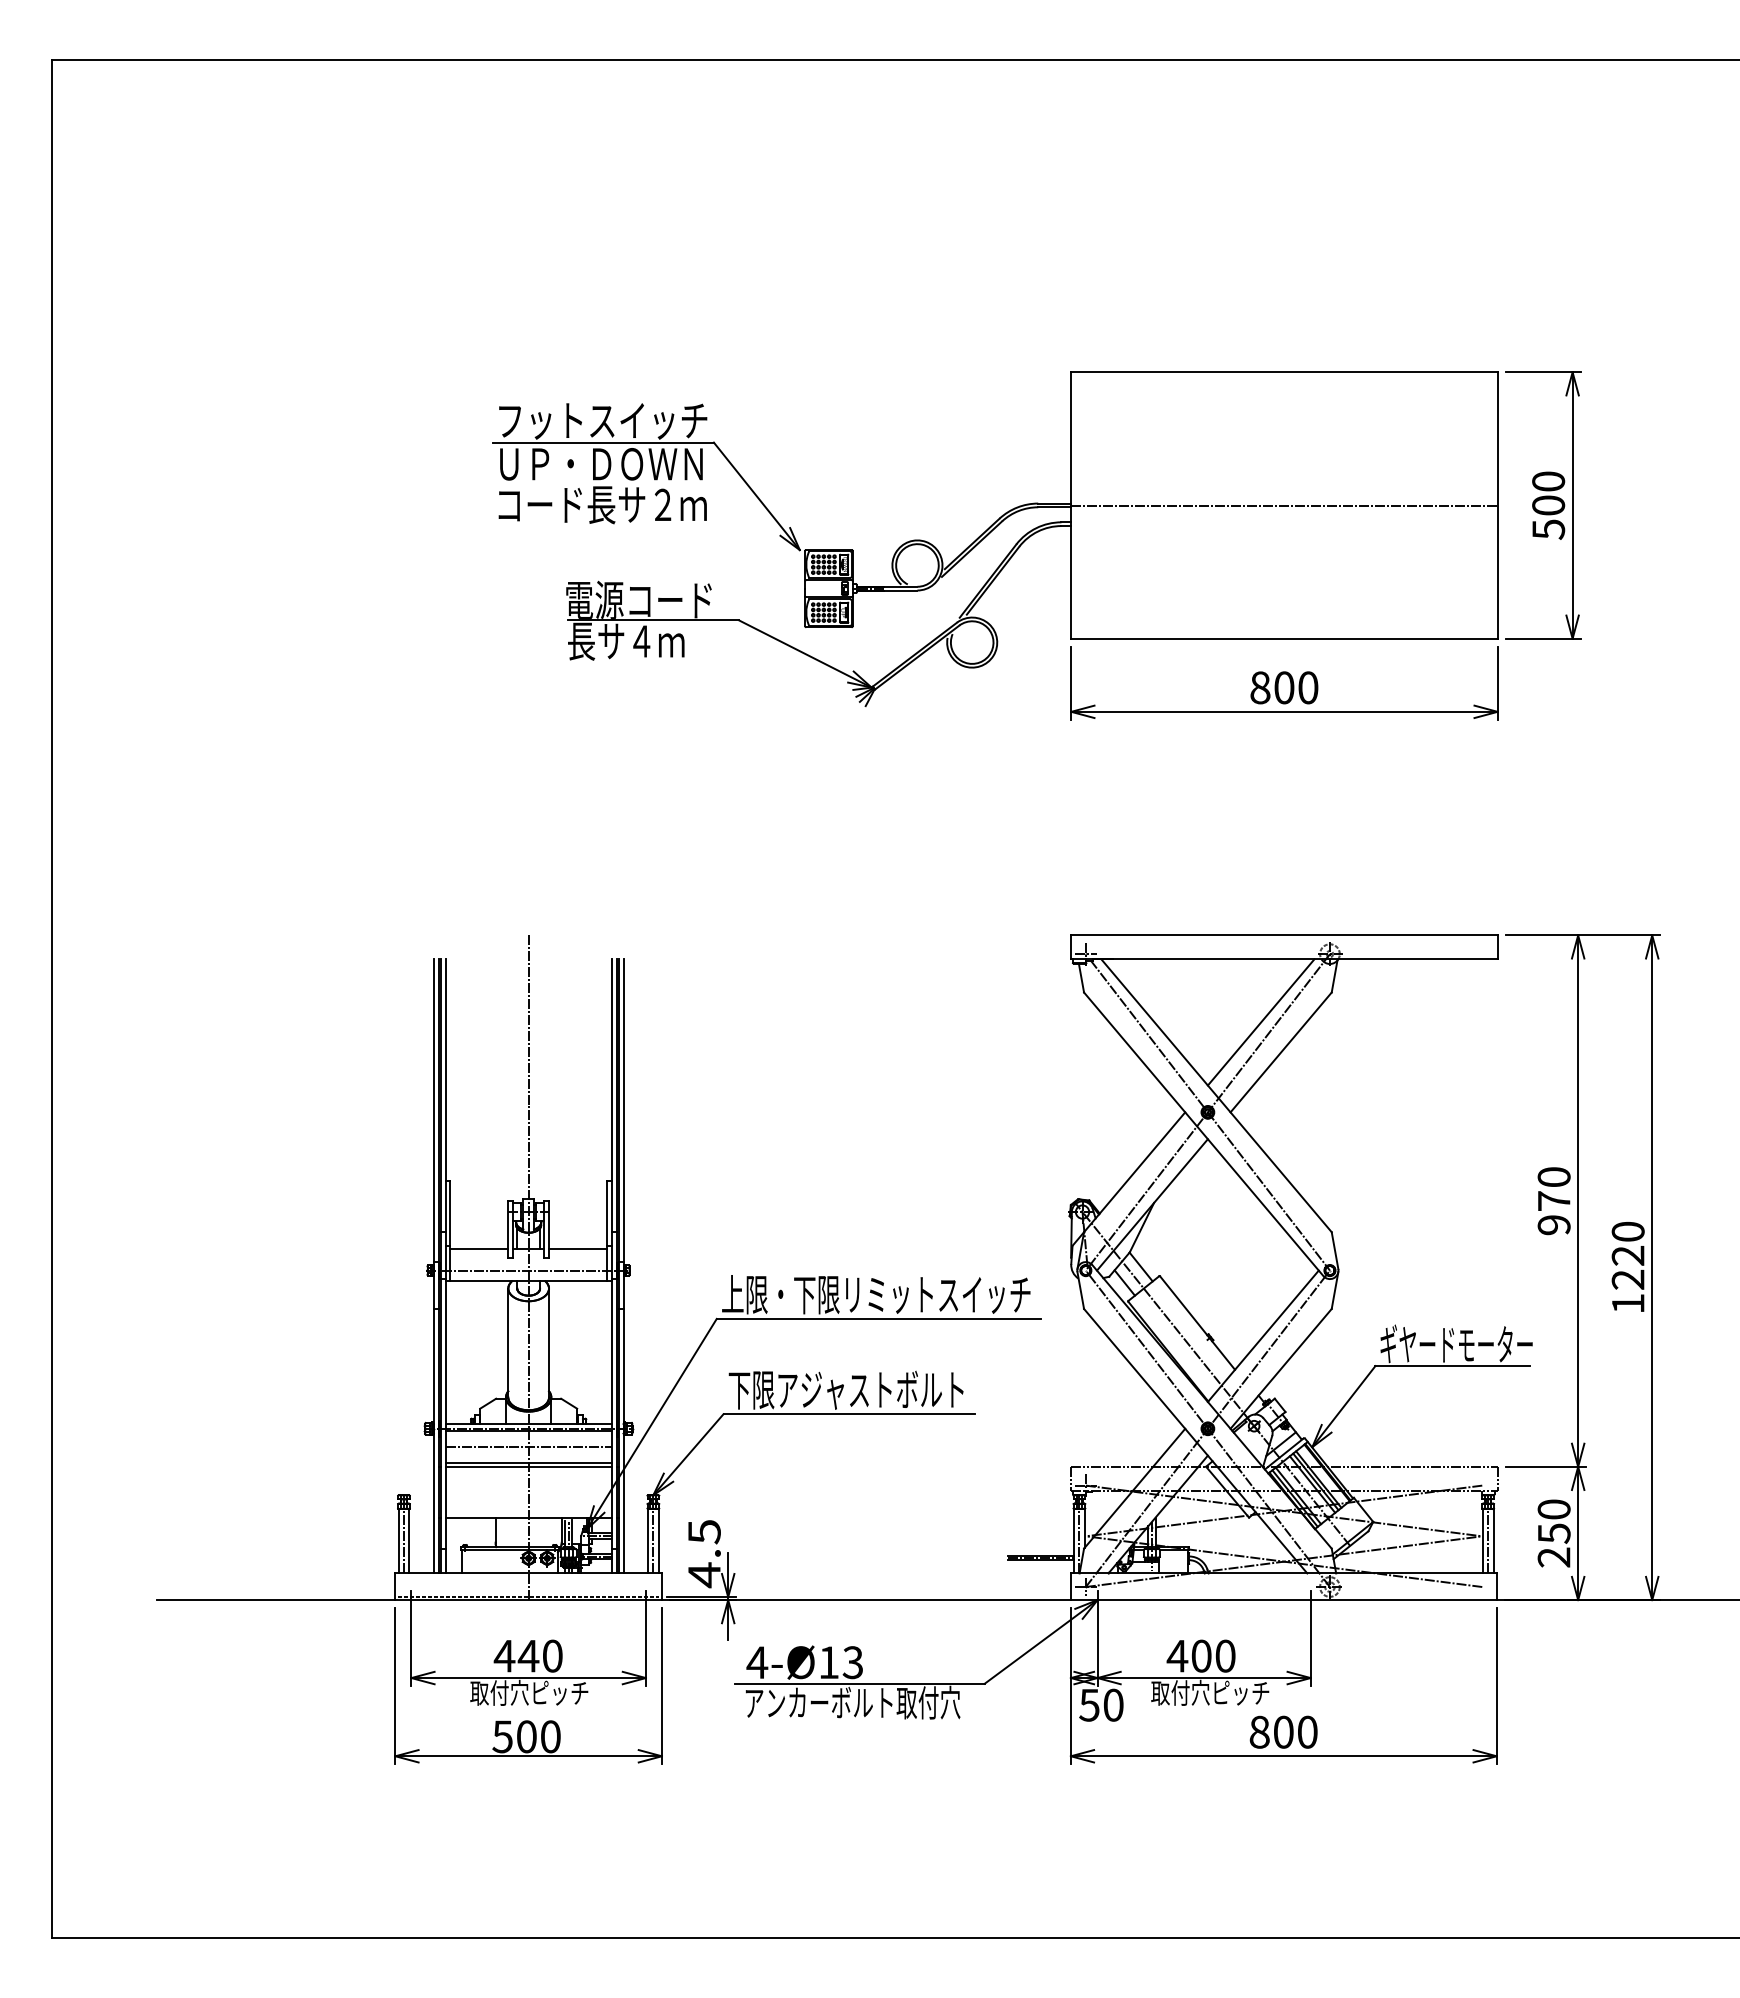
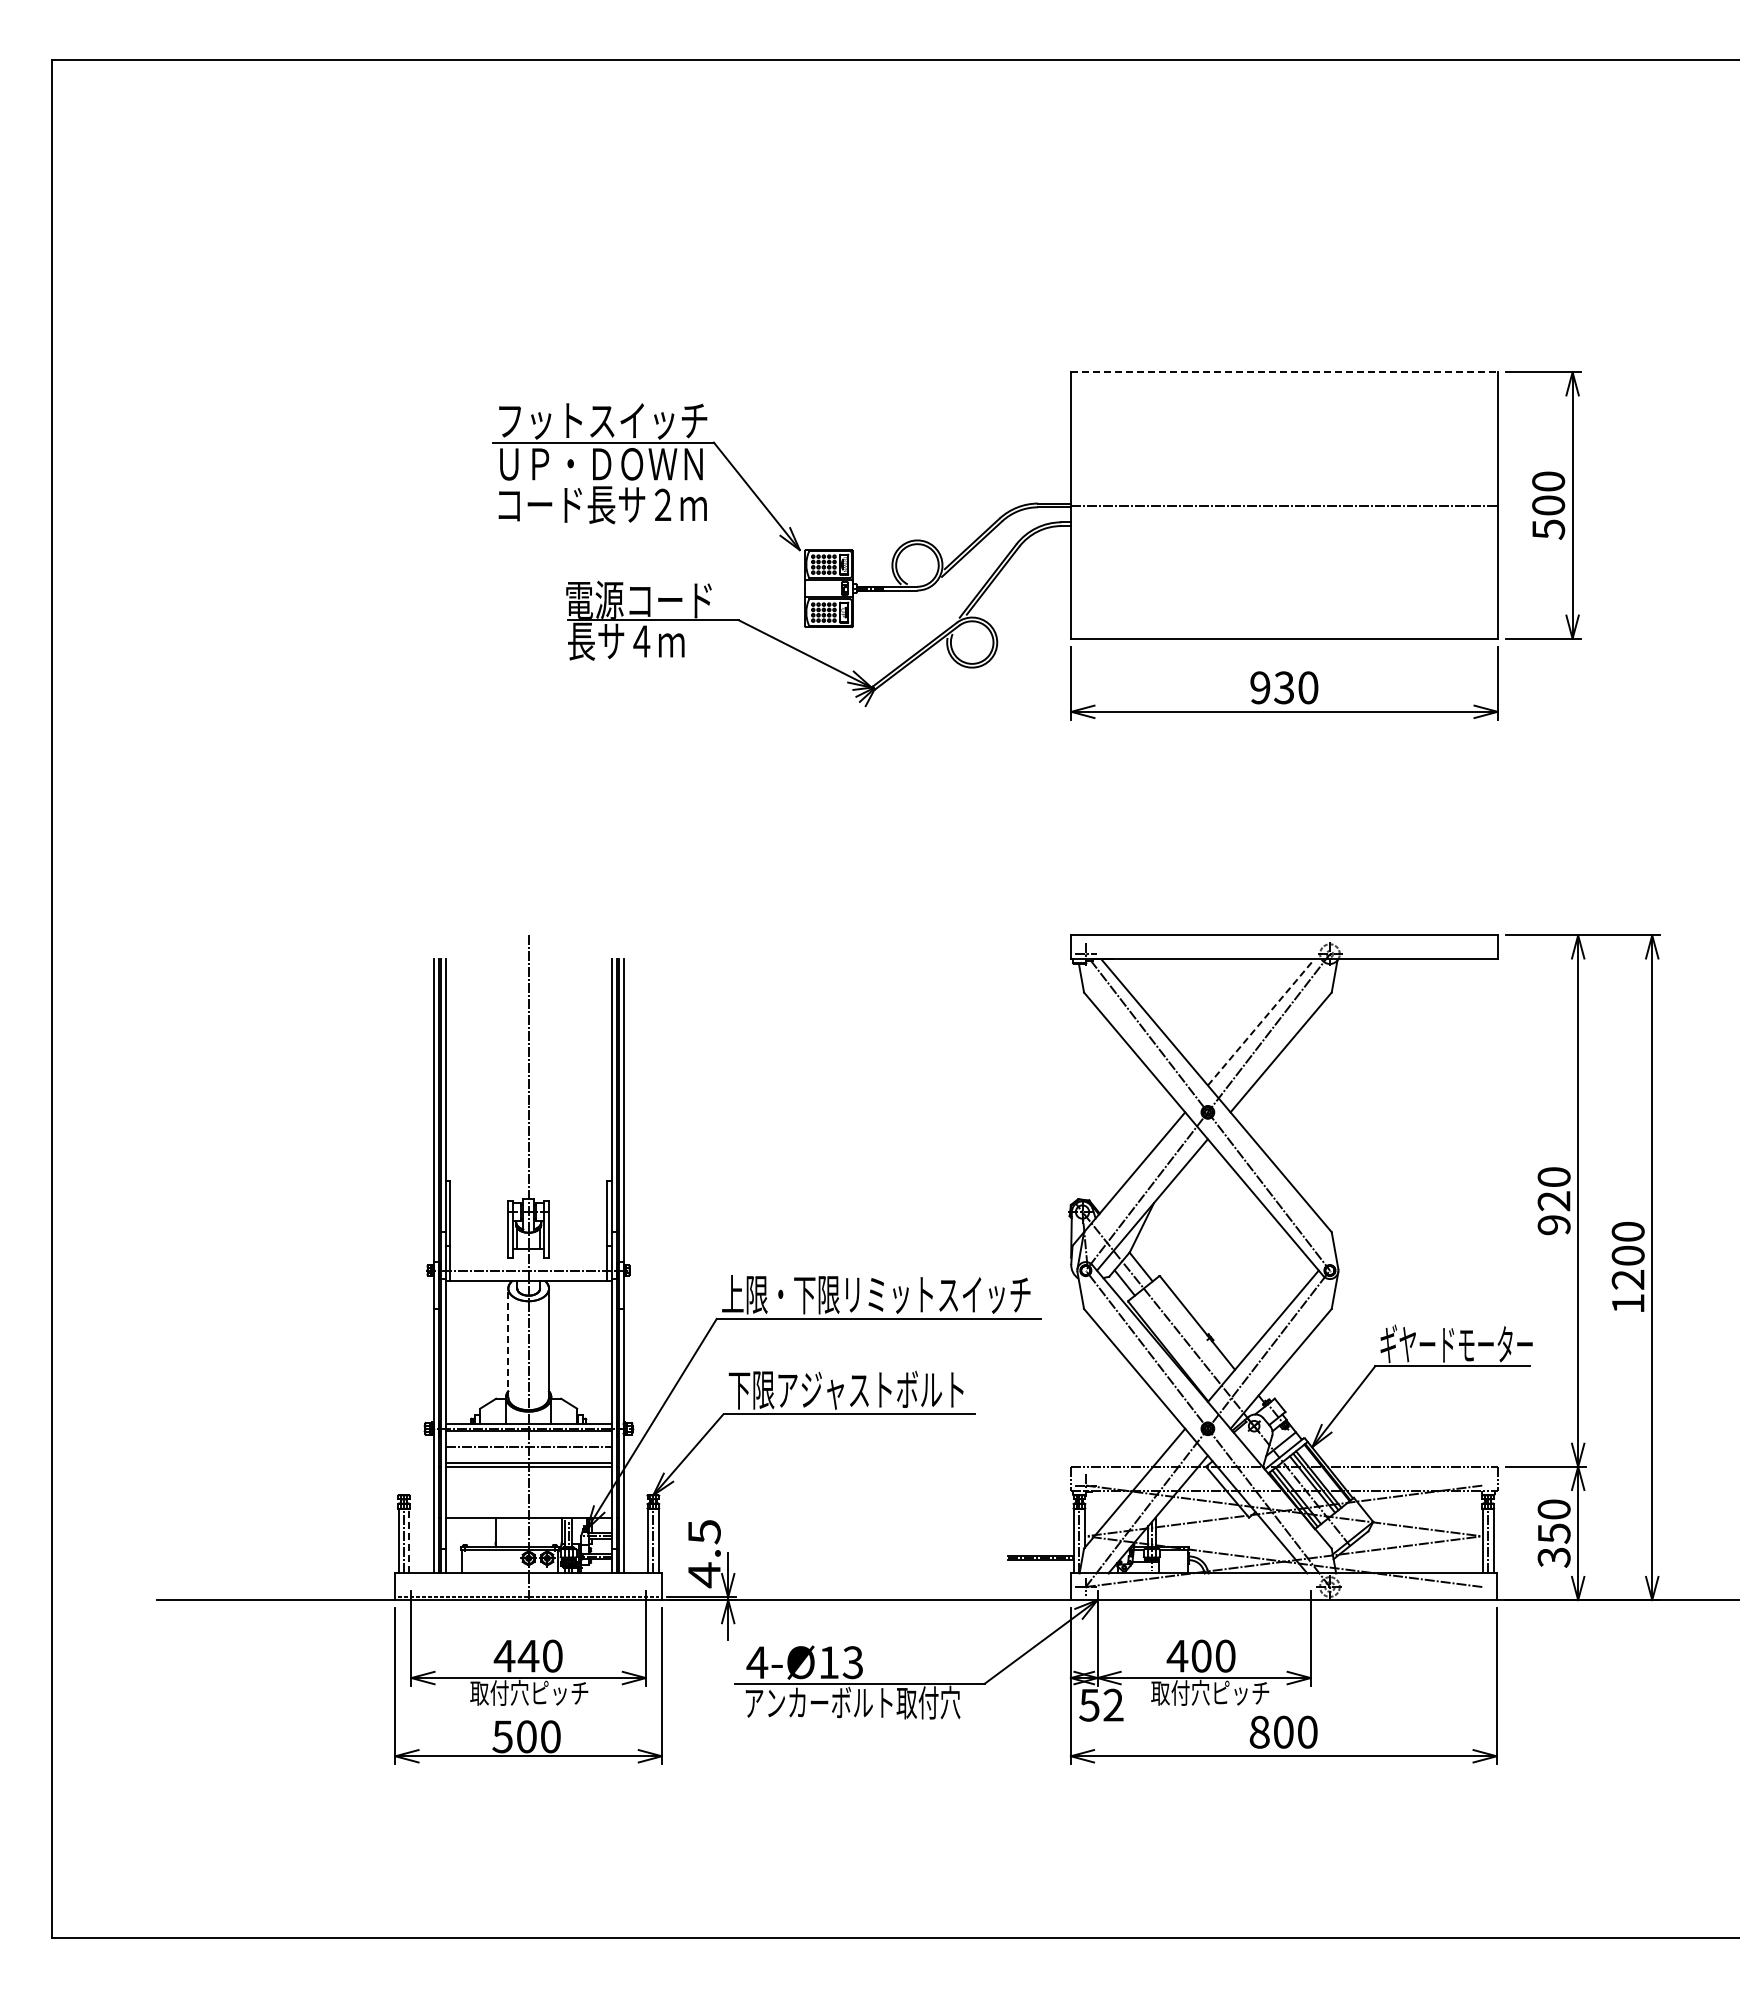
line: solid -> dashed (1284, 372)
text: 800 -> 930 (1272, 687)
line: solid -> dashed (1261, 1022)
text: 970 -> 920 (1553, 1201)
line: present -> none (479, 1249)
line: present -> none (577, 1249)
text: 1220 -> 1200 (1627, 1255)
line: solid -> dashed (508, 1342)
line: solid -> dashed (409, 1540)
text: 250 -> 350 (1554, 1557)
text: 50 -> 52 (1113, 1704)
